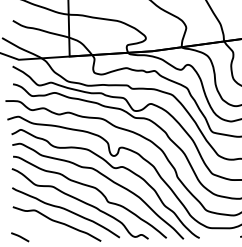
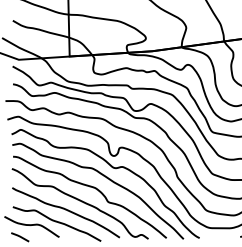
curve: none -> present (31, 225)
